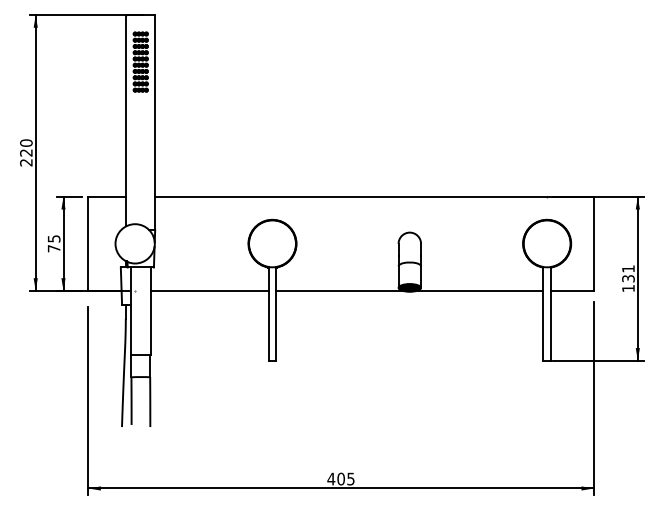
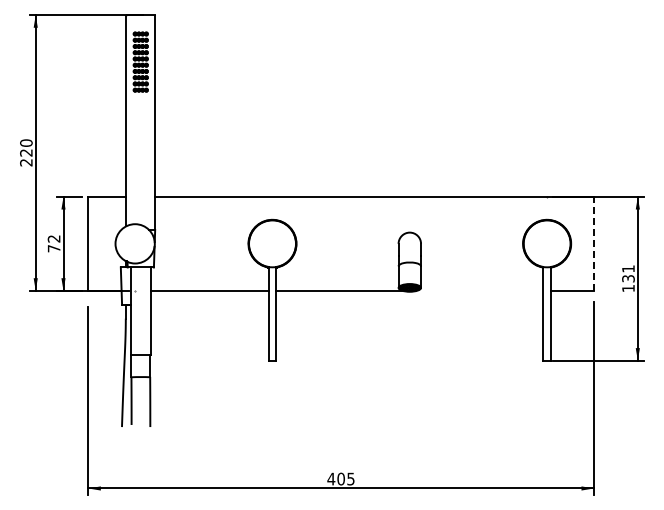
text: 75 -> 72 (53, 238)
line: solid -> dashed (593, 243)
line: present -> none (480, 290)
